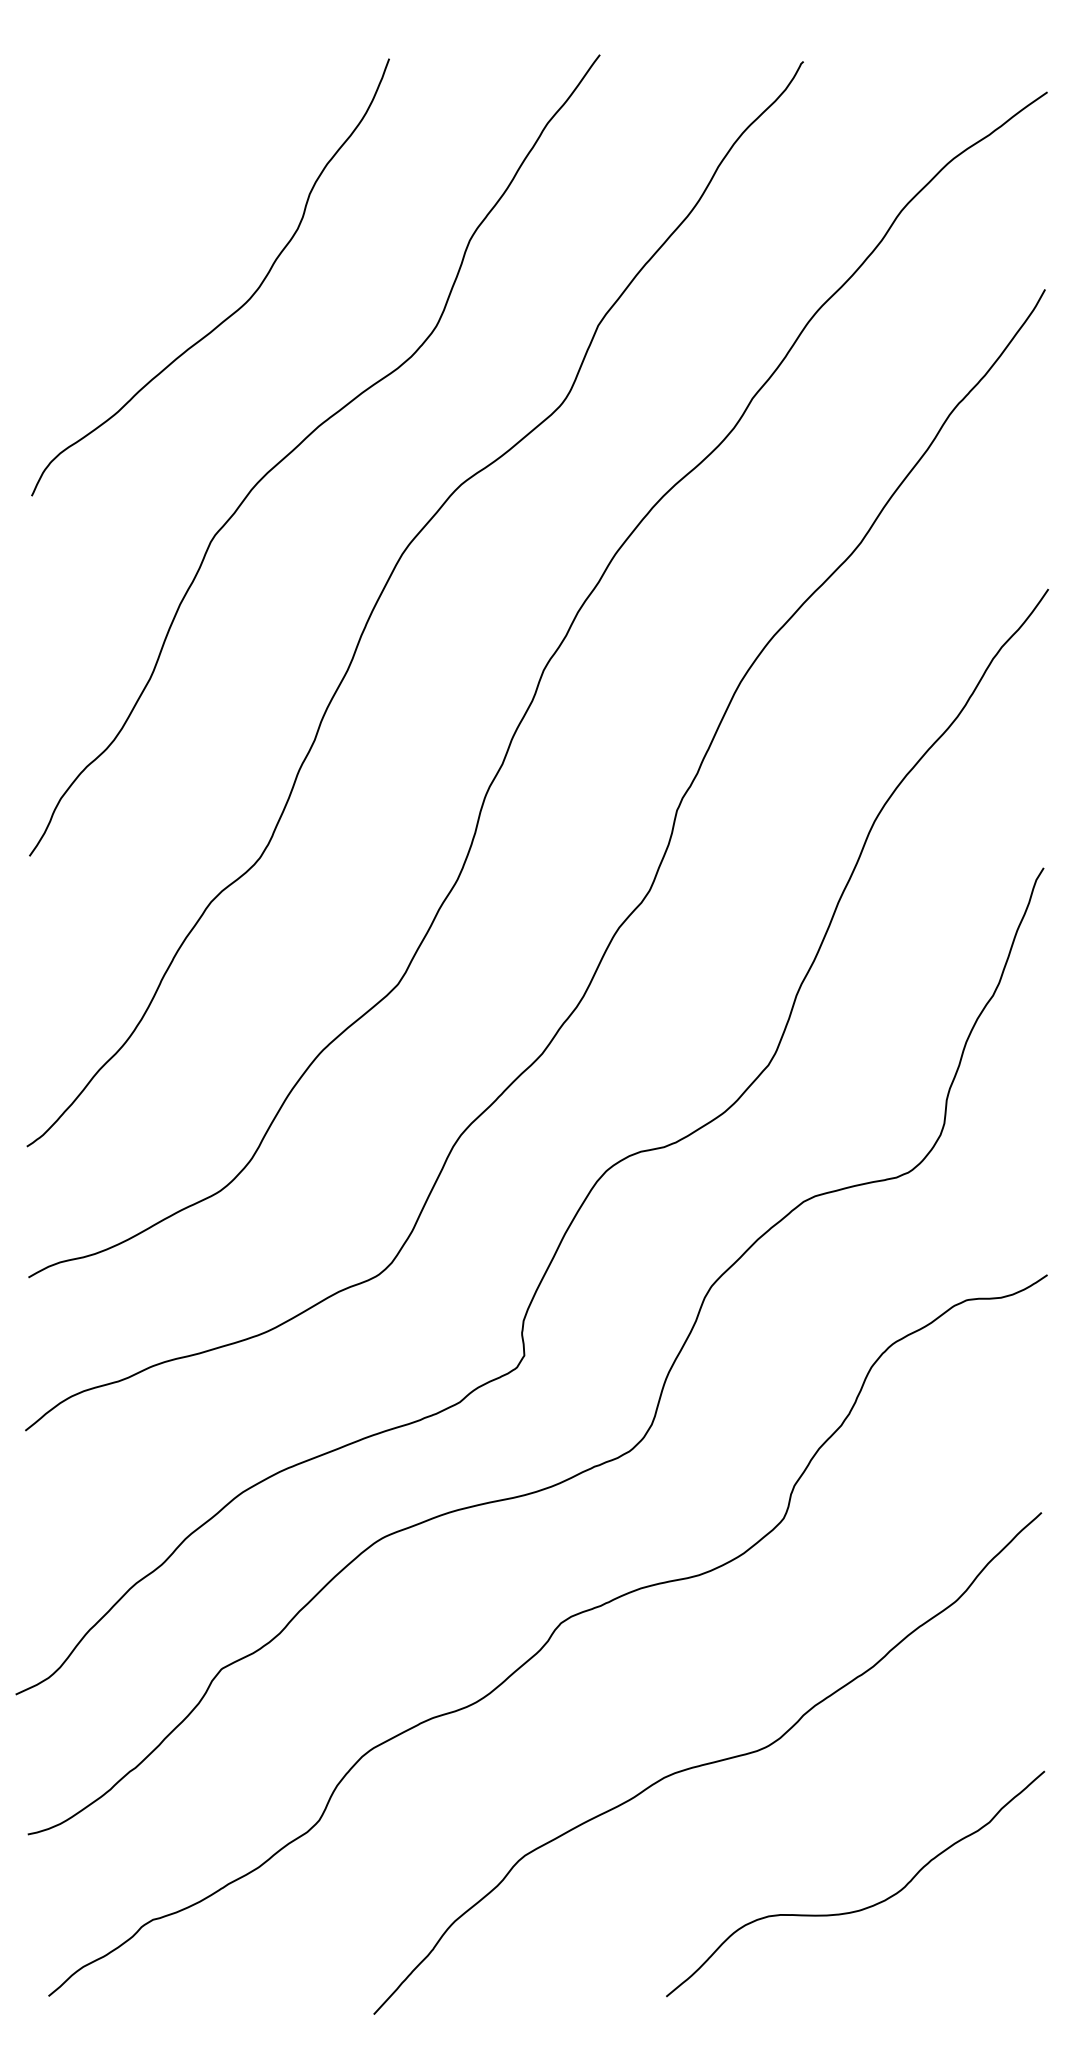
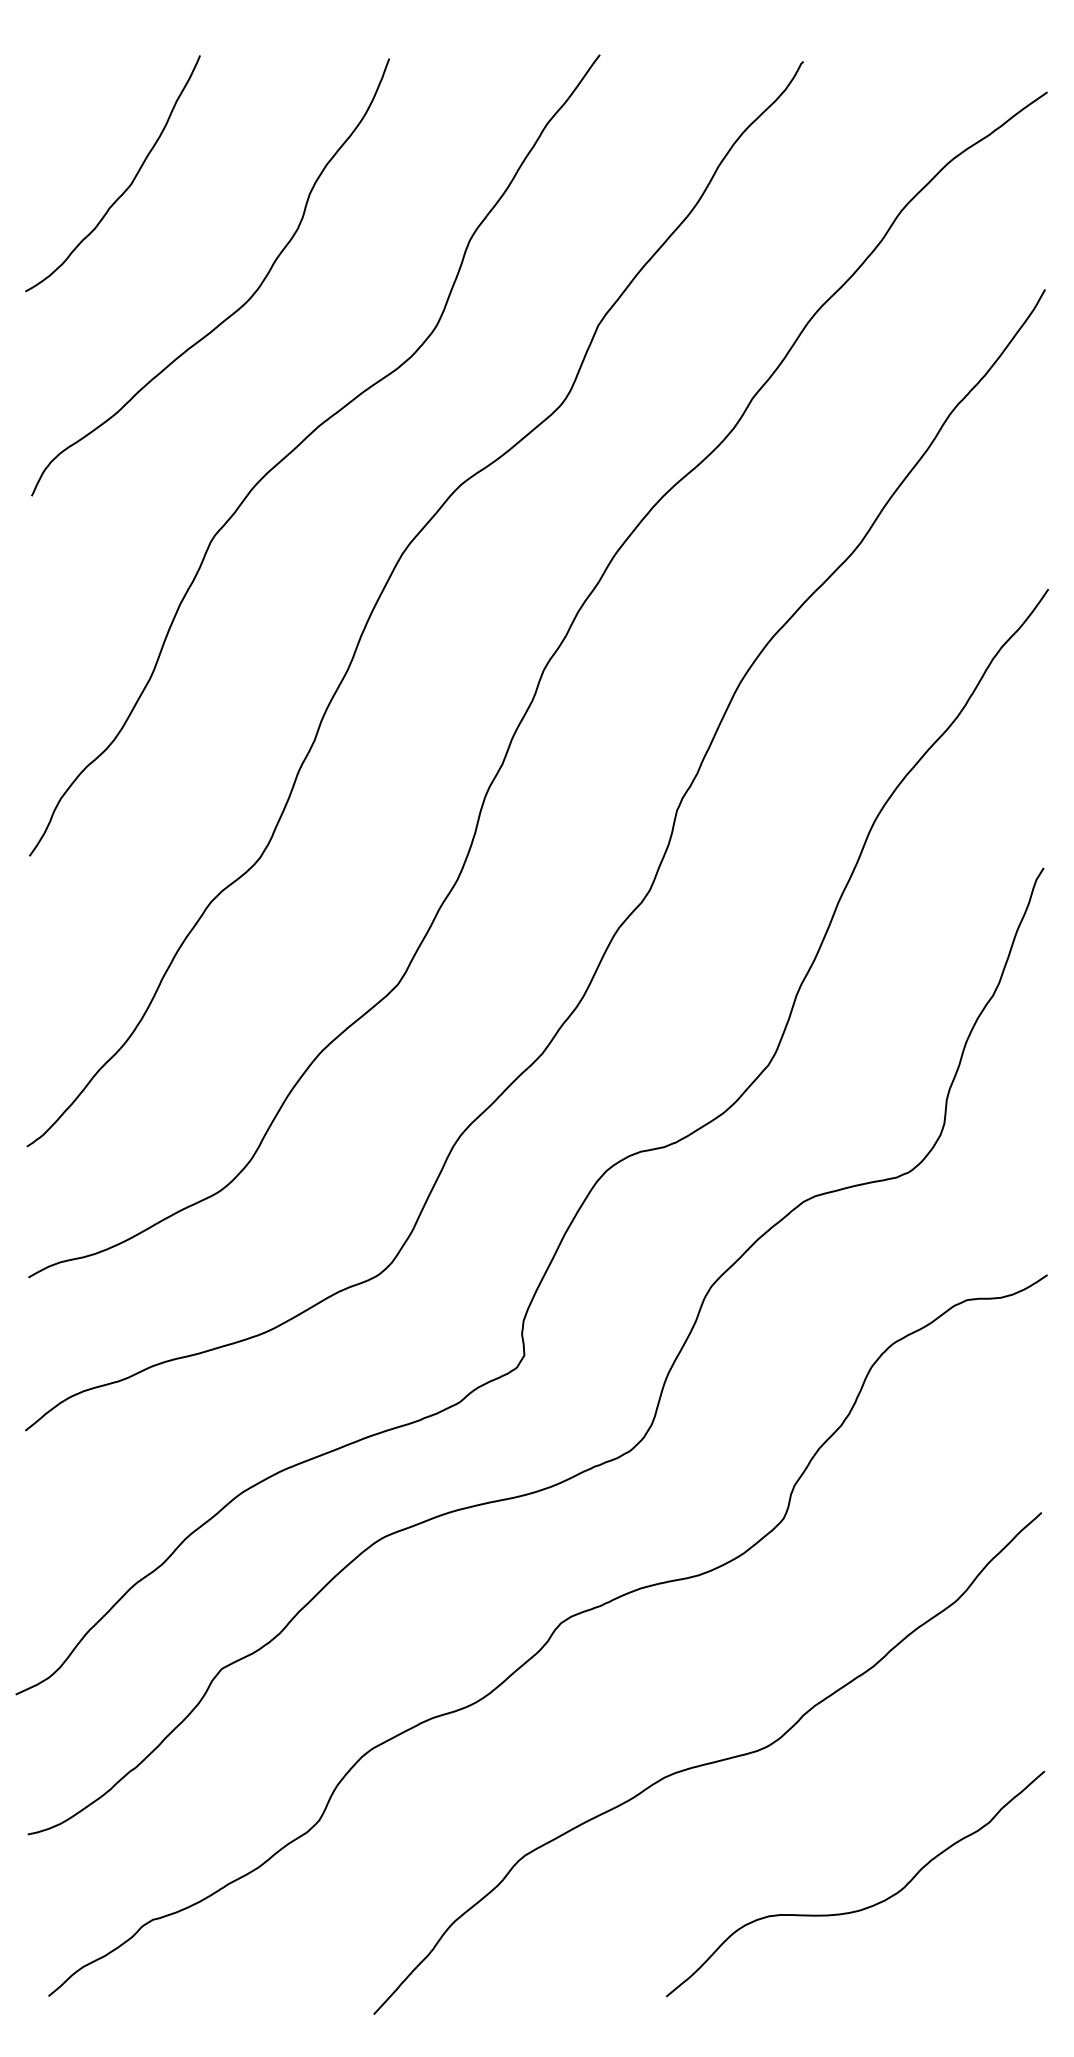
curve: none -> present (129, 184)
